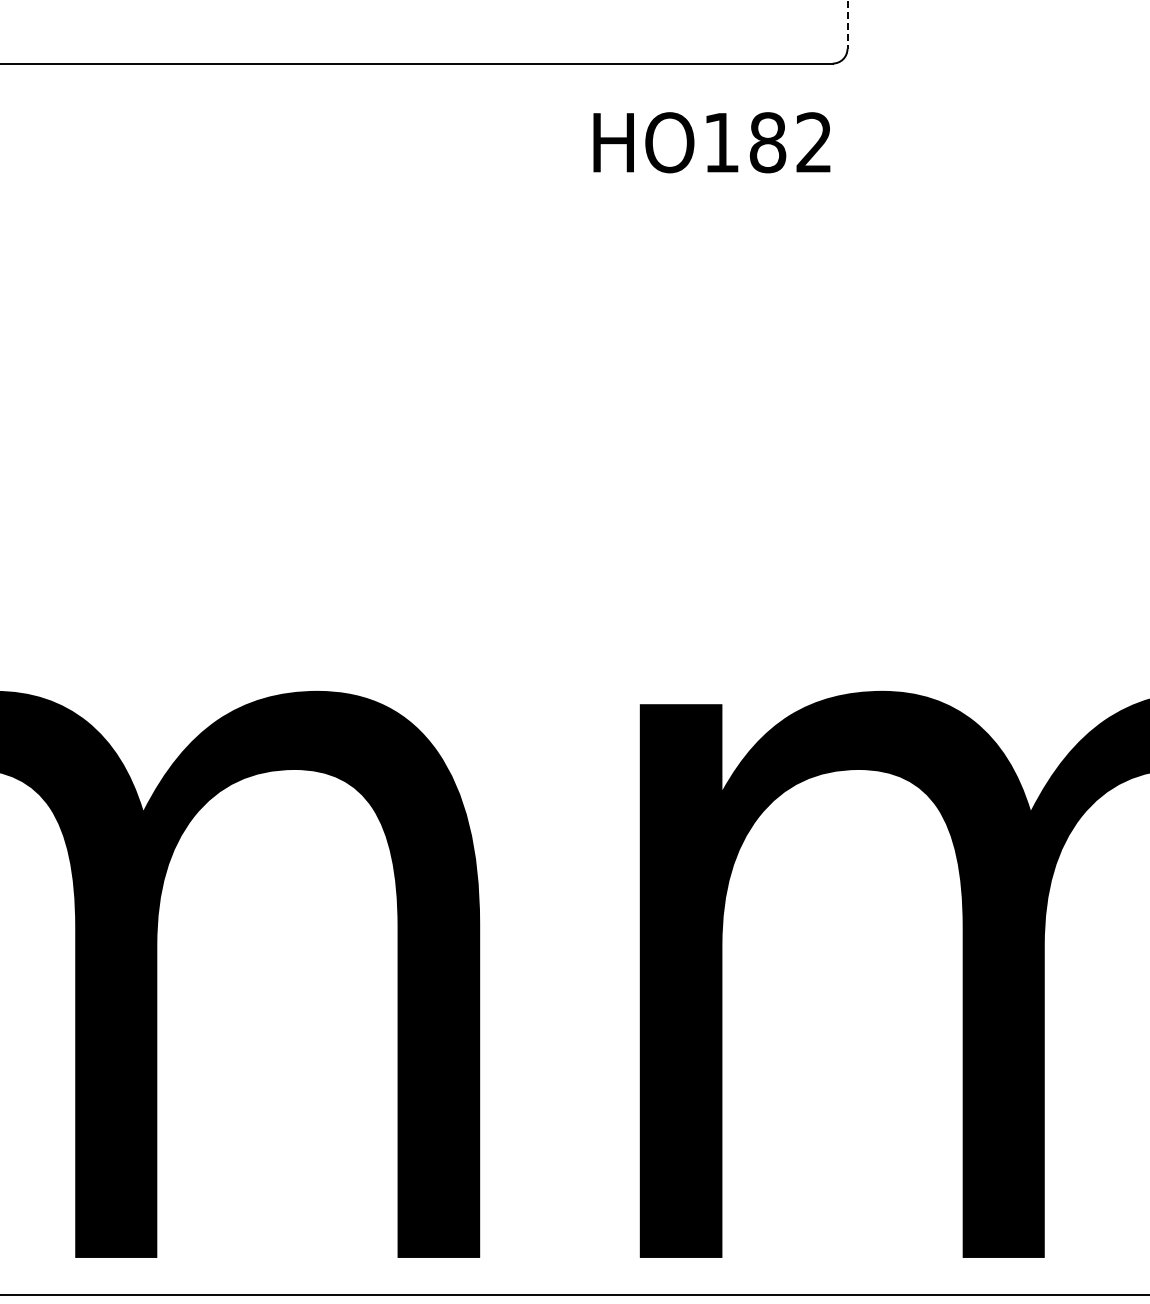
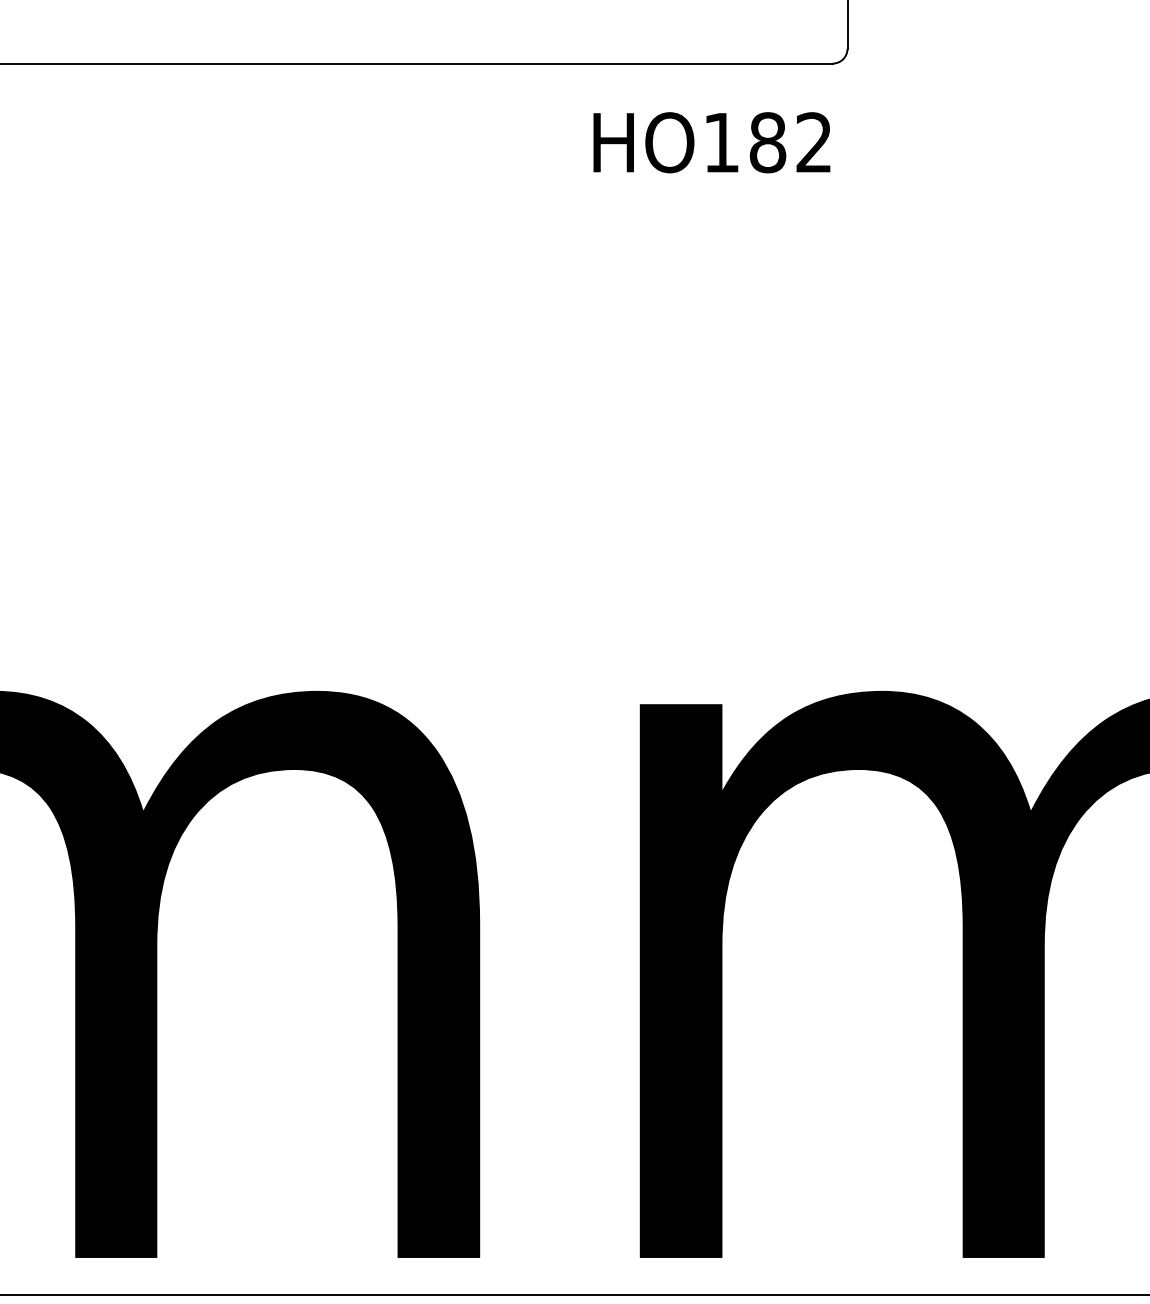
line: dashed -> solid (847, 24)
